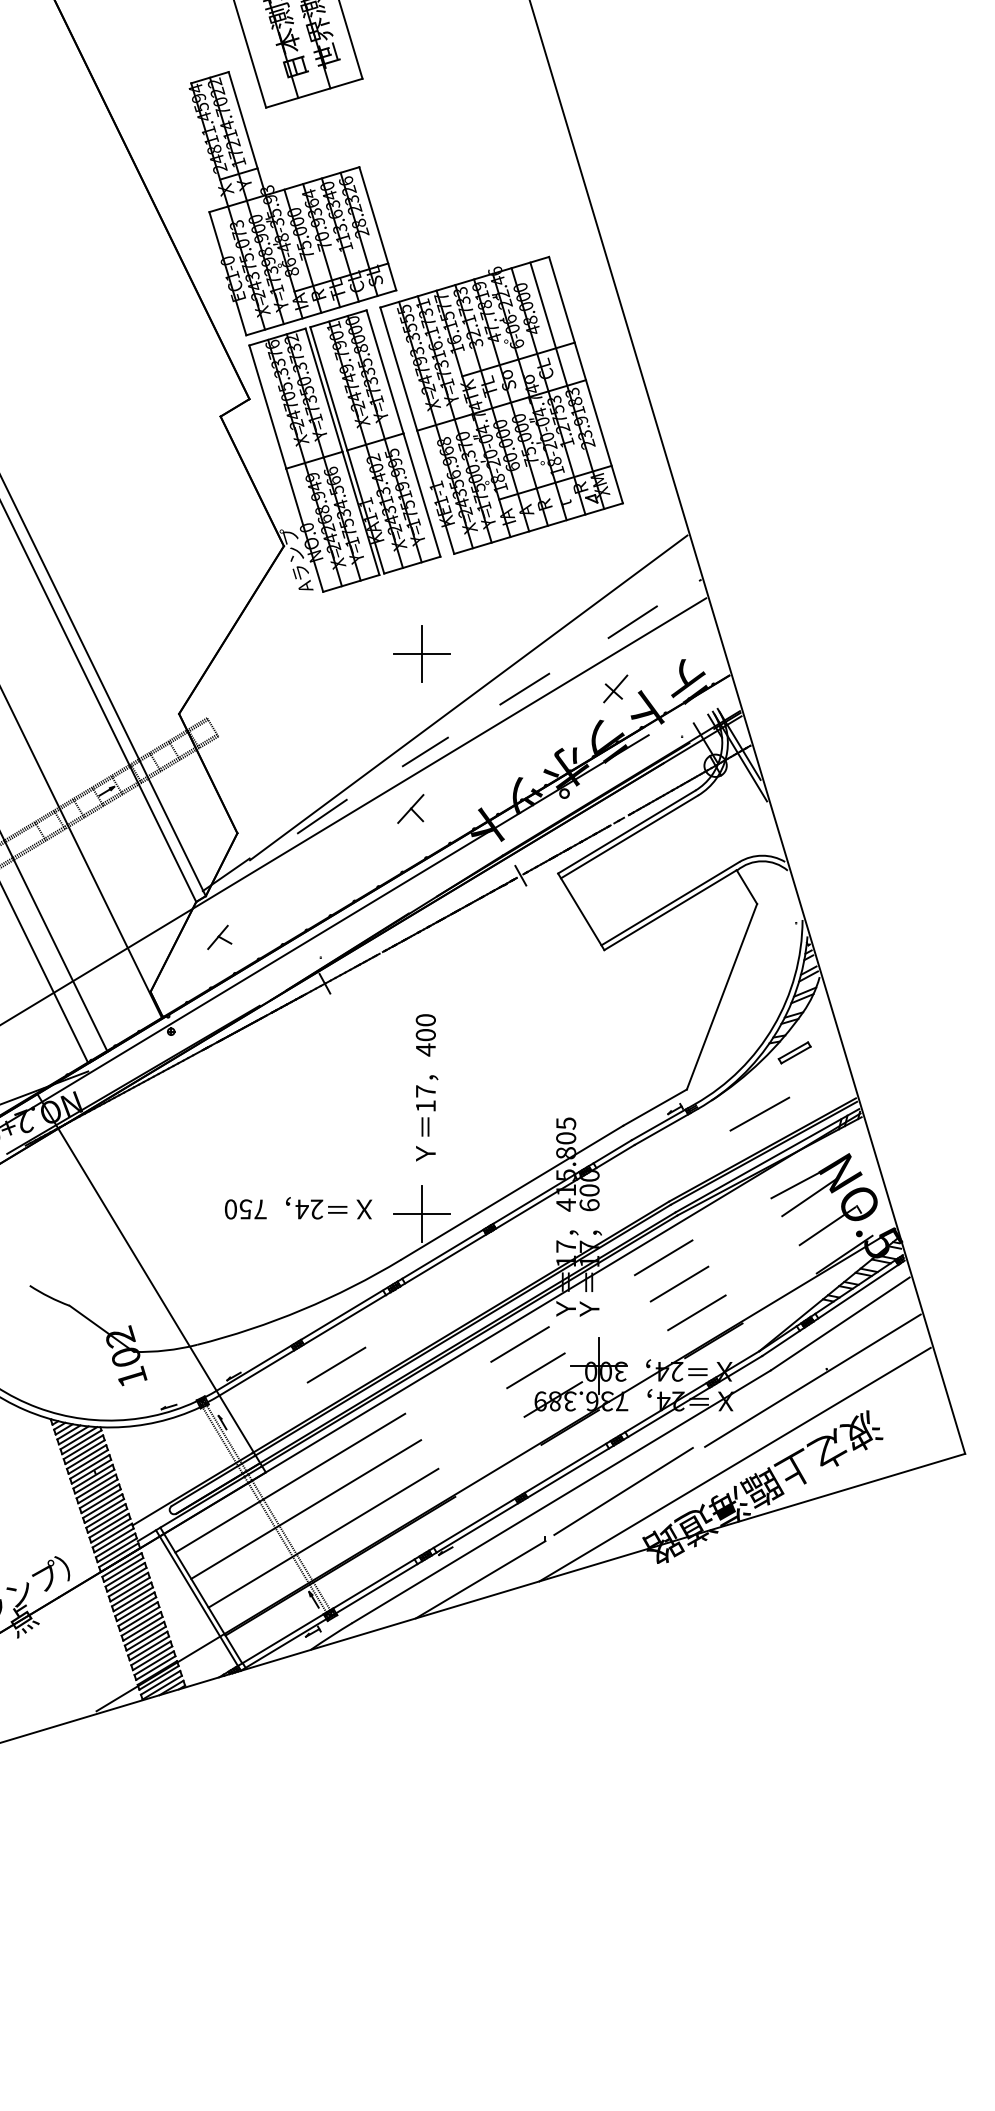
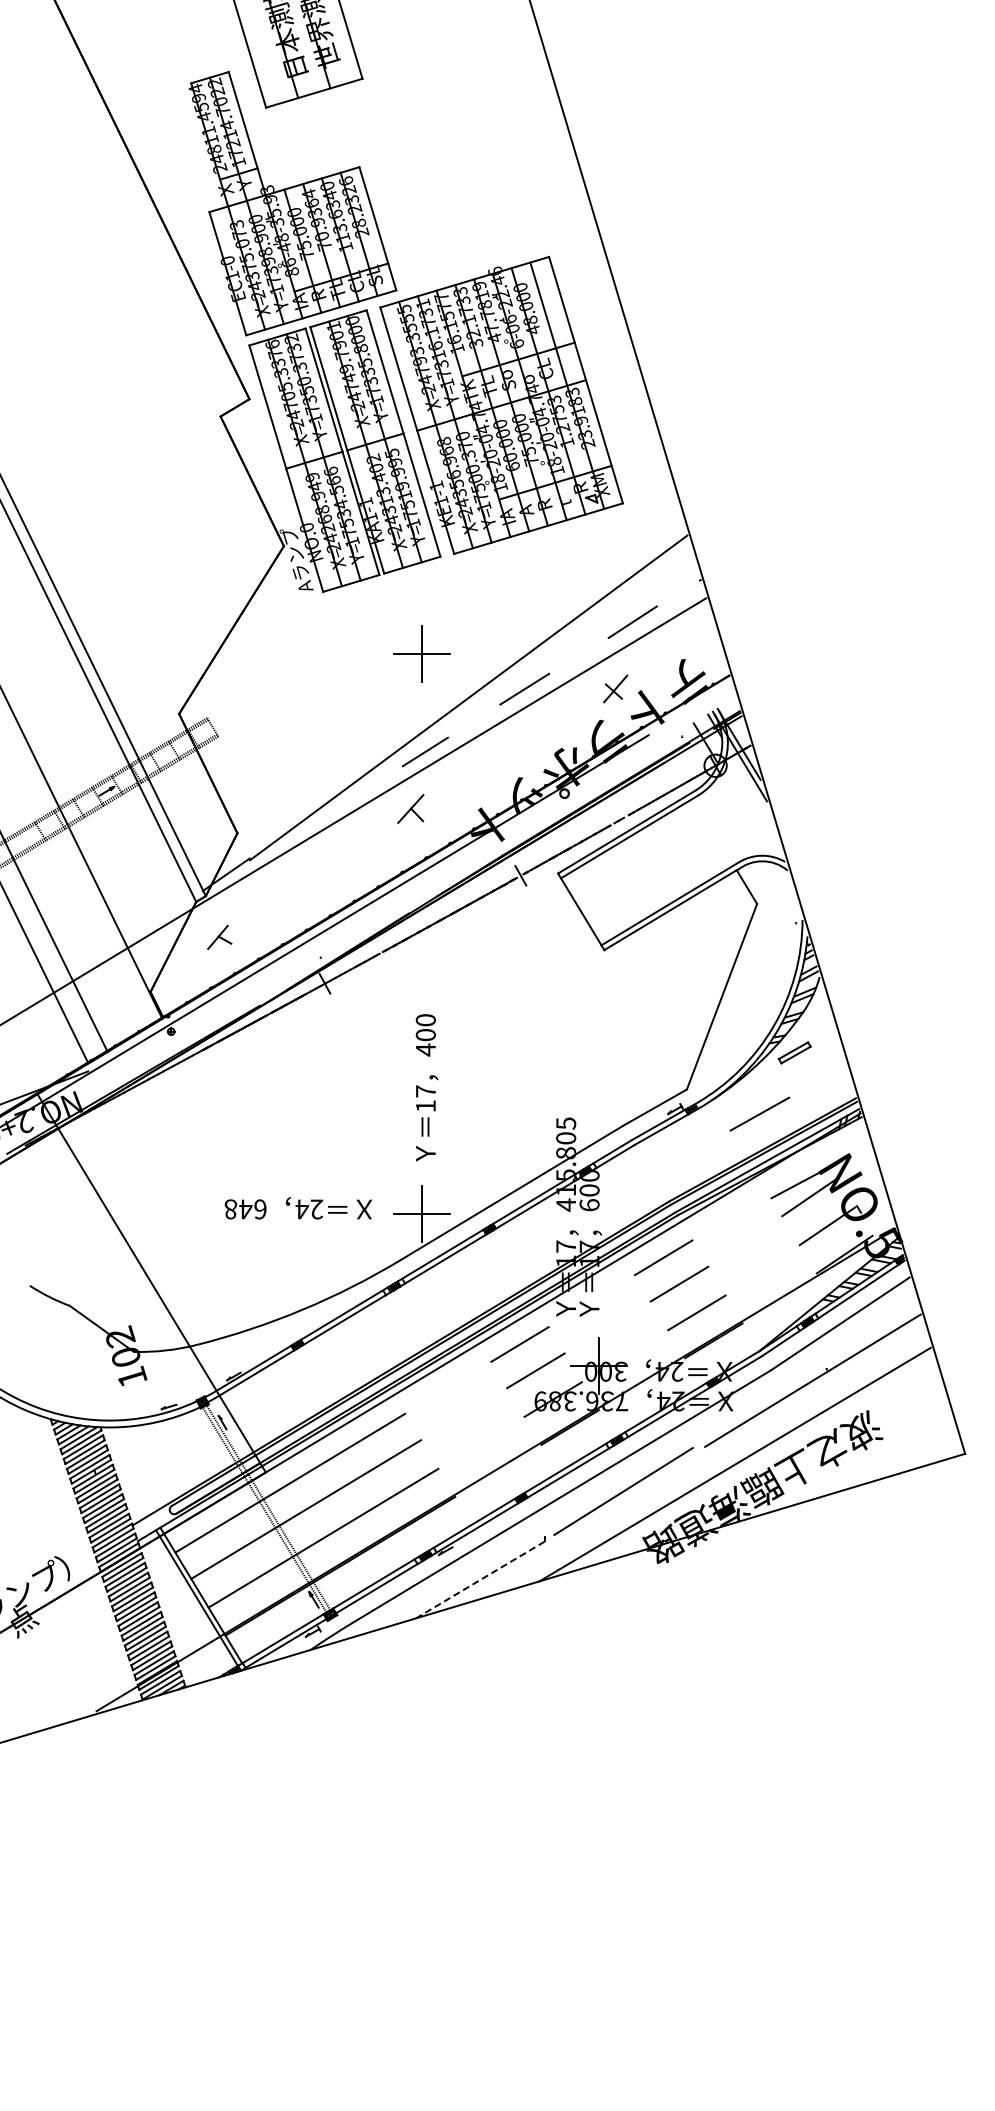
line: present -> none (321, 816)
text: 750 -> 648 (245, 1209)
line: present -> none (336, 1364)
line: solid -> dashed (481, 1579)
